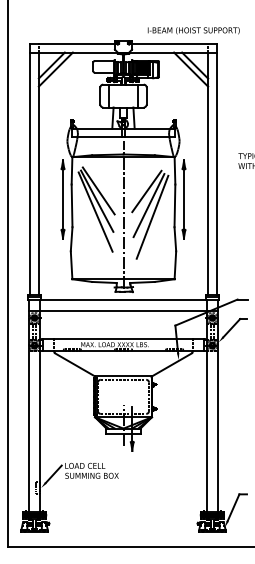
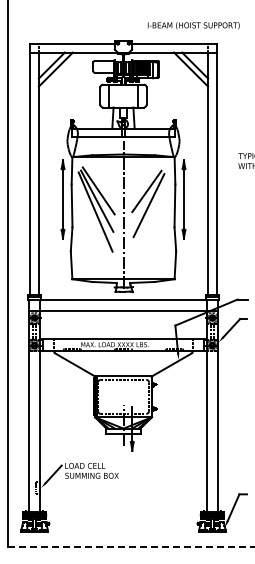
text position: (193, 30) -> (193, 25) (193, 25)
line: present -> none (152, 216)
line: solid -> dashed (131, 547)
